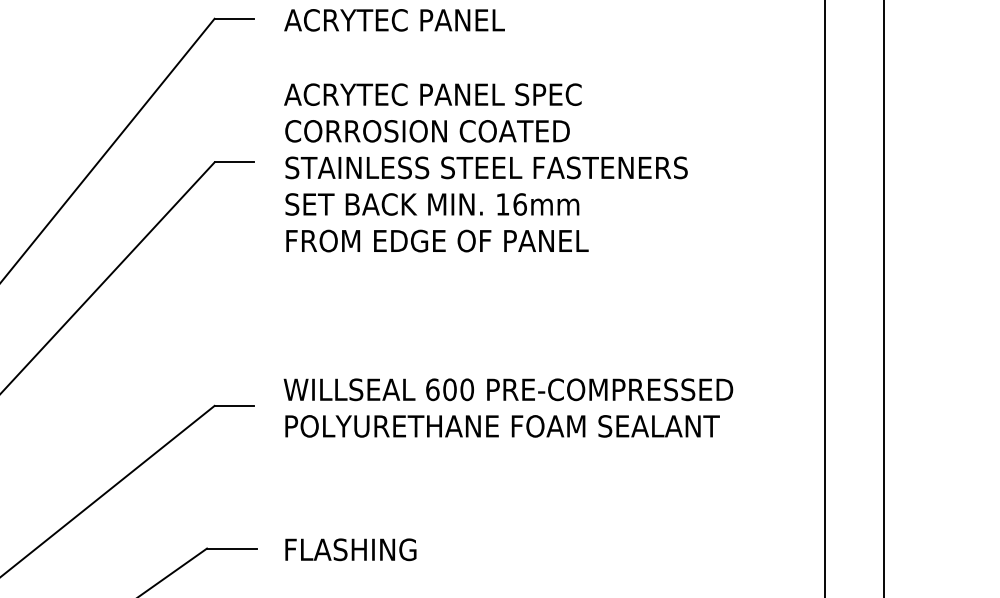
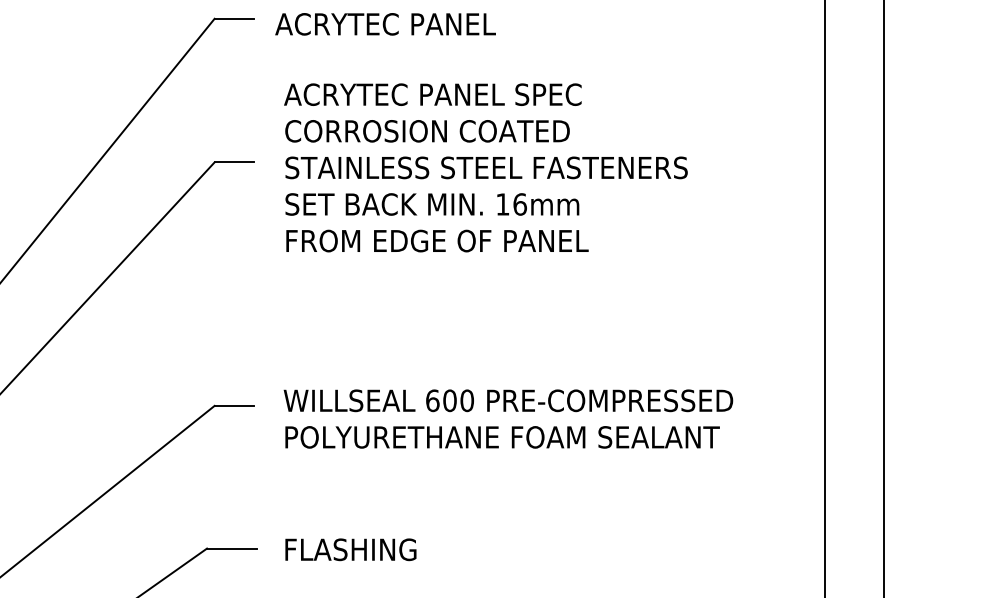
text position: (394, 20) -> (385, 24) (385, 24)
text position: (508, 407) -> (508, 418) (508, 418)
